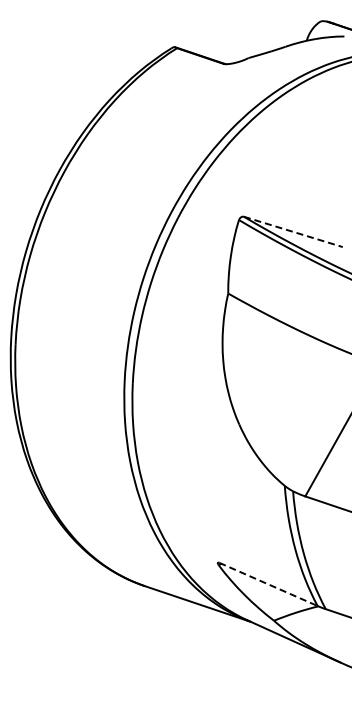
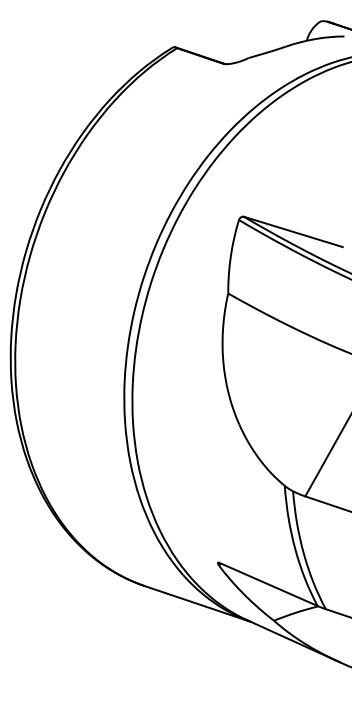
line: dashed -> solid (293, 231)
line: dashed -> solid (268, 584)
